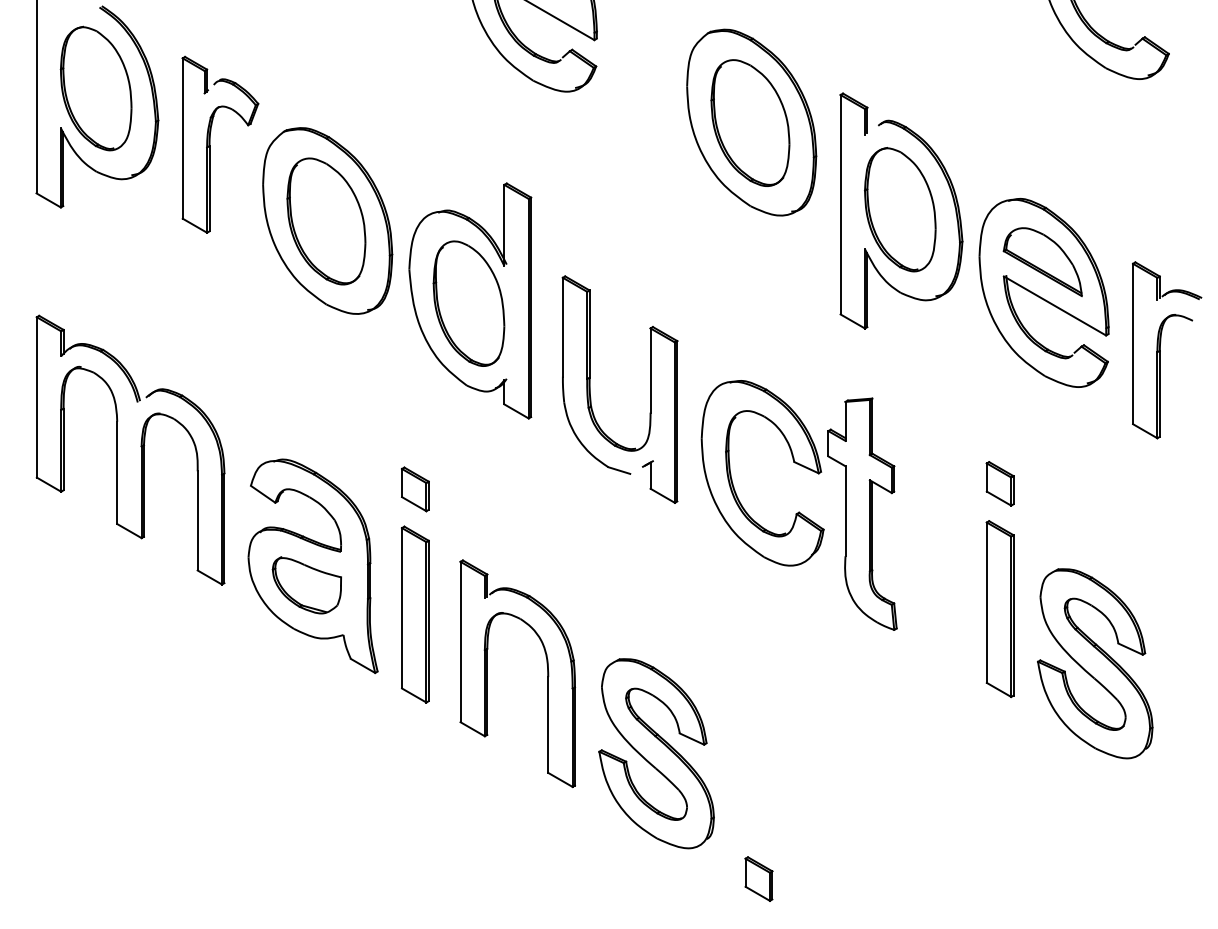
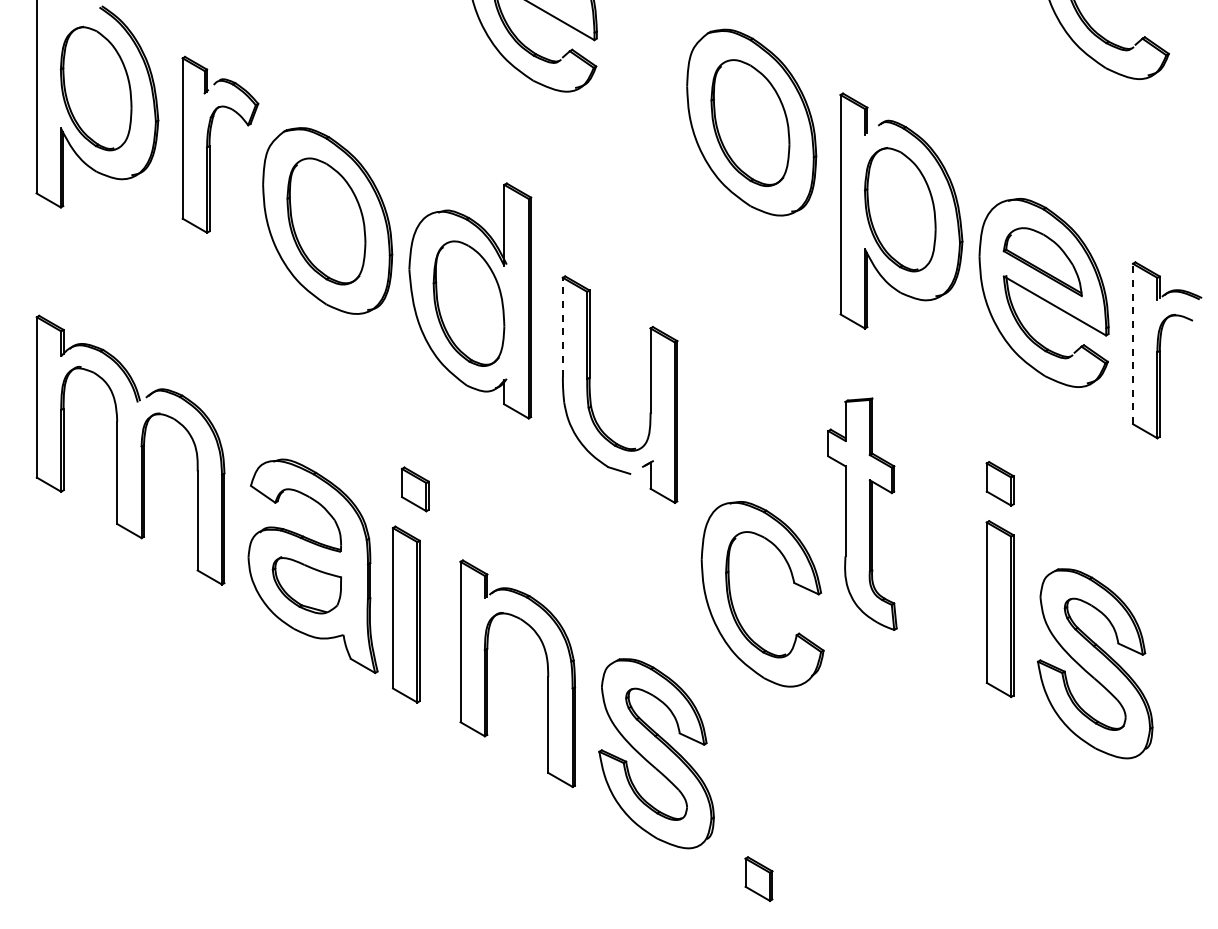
line: solid -> dashed (562, 326)
line: solid -> dashed (1133, 343)
part position: (732, 479) -> (732, 600) (732, 600)
part position: (415, 614) -> (406, 614) (406, 614)
